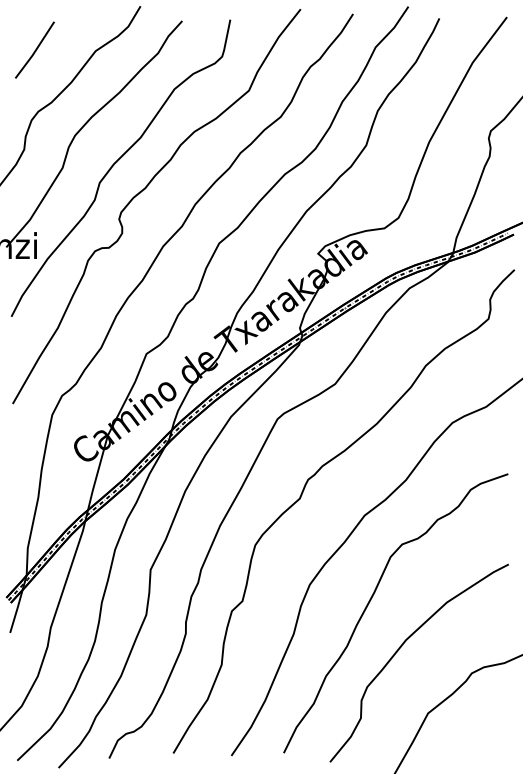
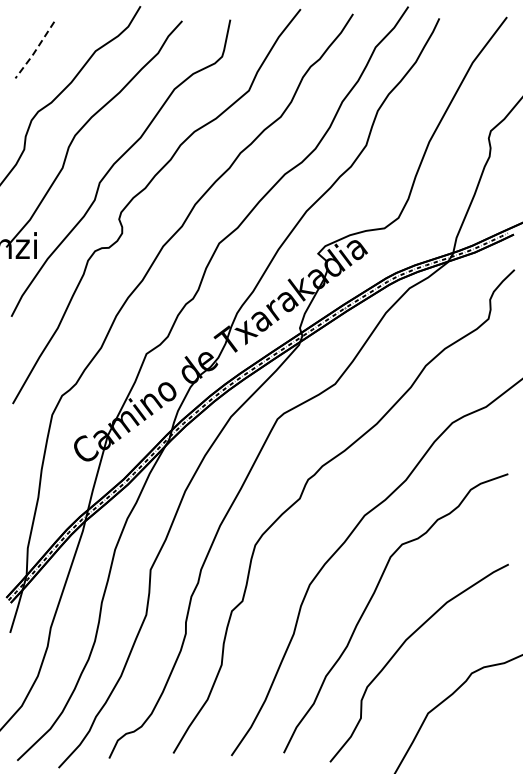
line: solid -> dashed (35, 51)
